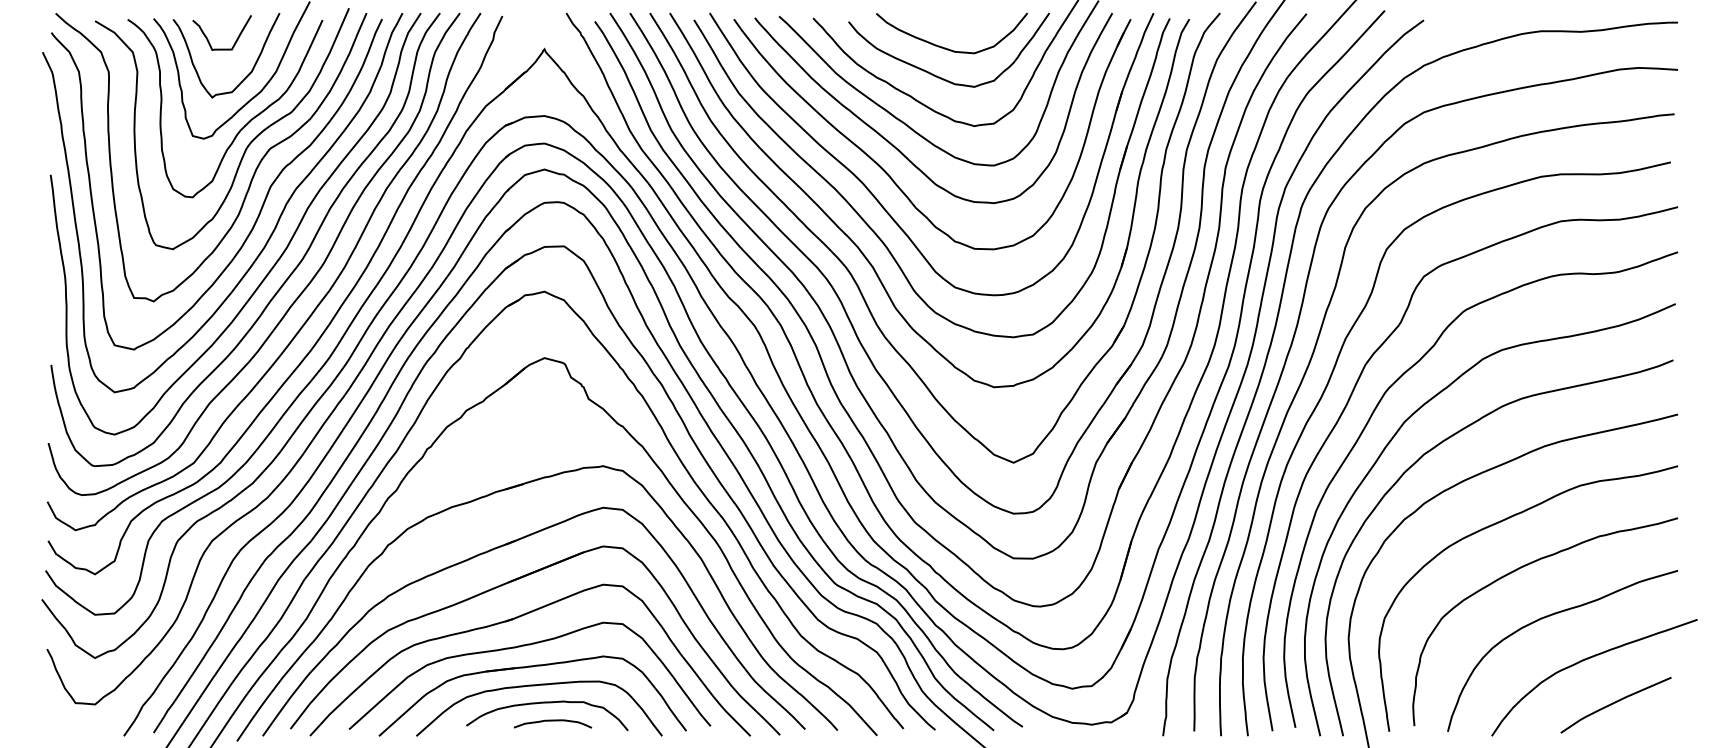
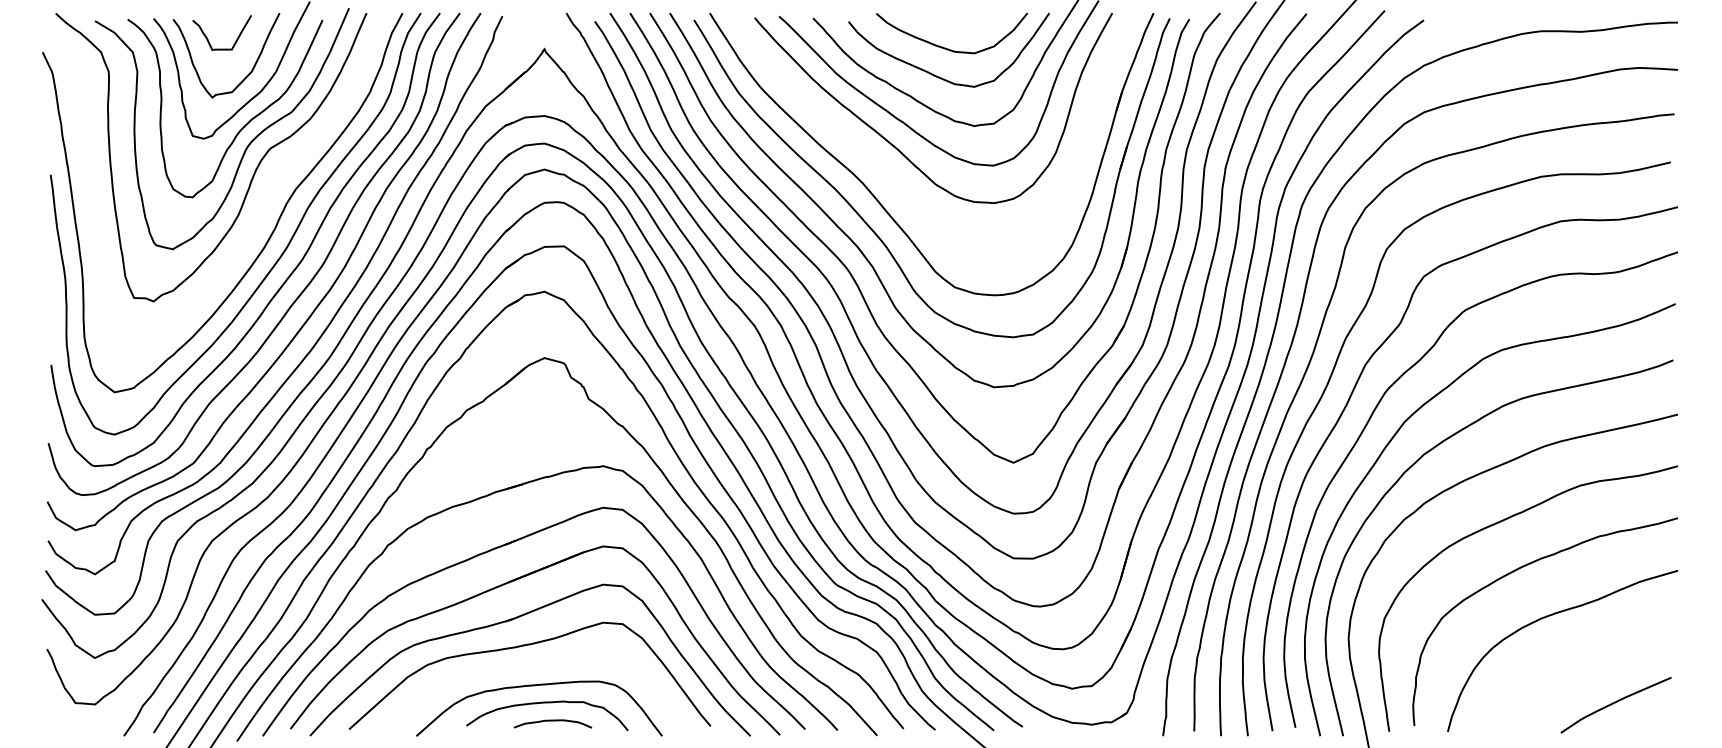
part: present -> none (890, 175)
curve: present -> none (262, 203)
curve: present -> none (1588, 659)
part: present -> none (525, 668)
